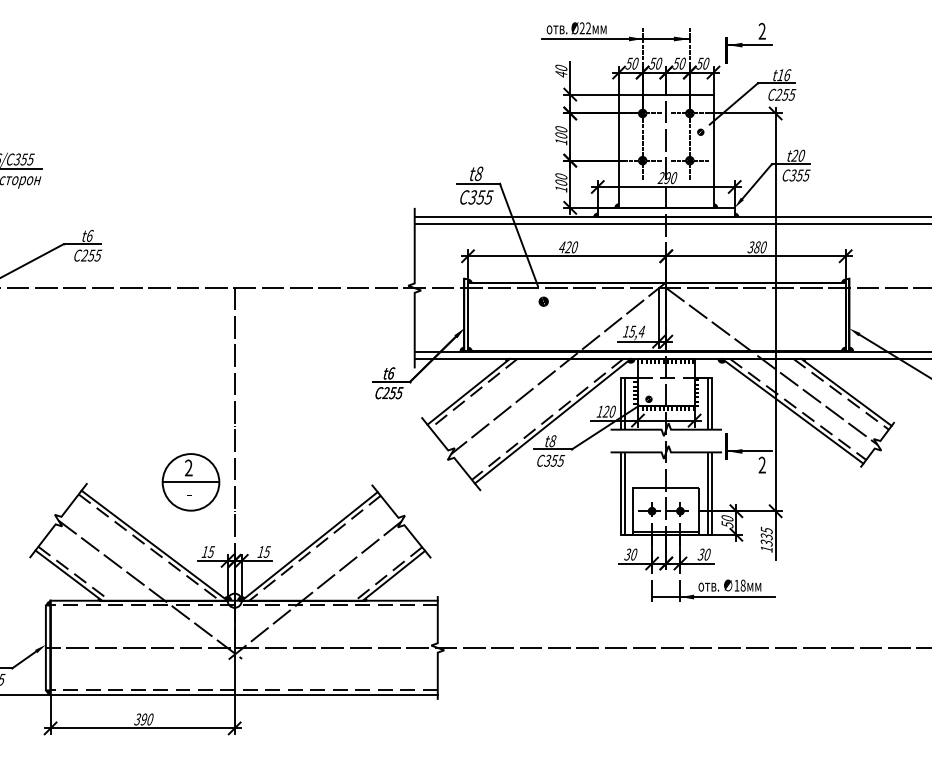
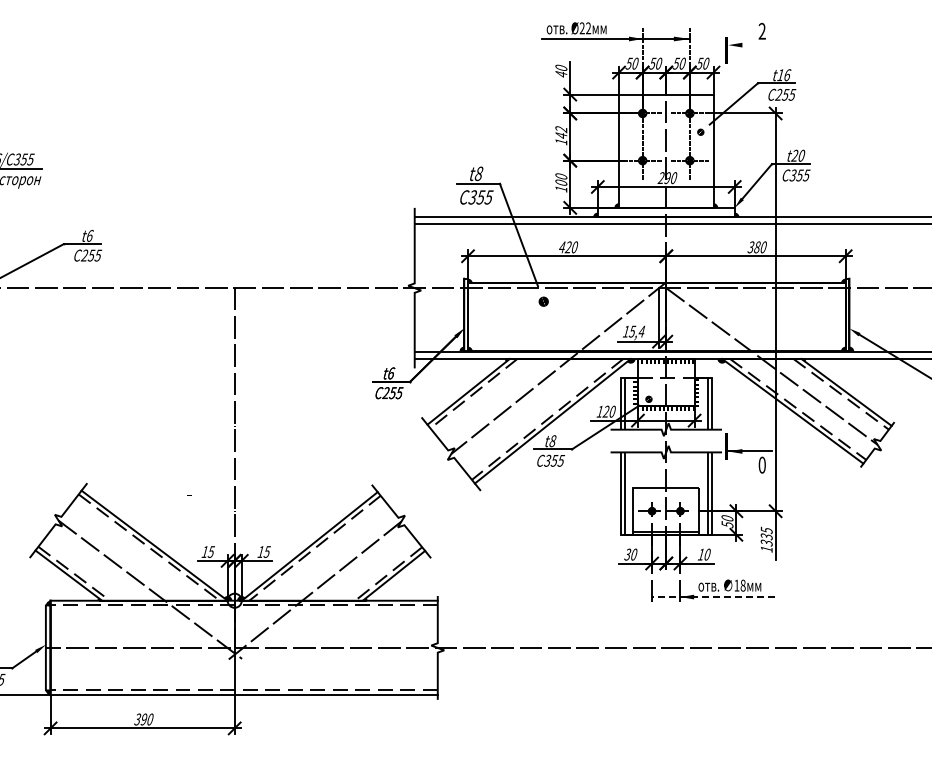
line: present -> none (750, 45)
text: 100 -> 142 (561, 132)
text: 2 -> 0 (761, 464)
part: present -> none (190, 482)
text: 30 -> 10 (700, 554)
line: solid -> dashed (713, 597)
